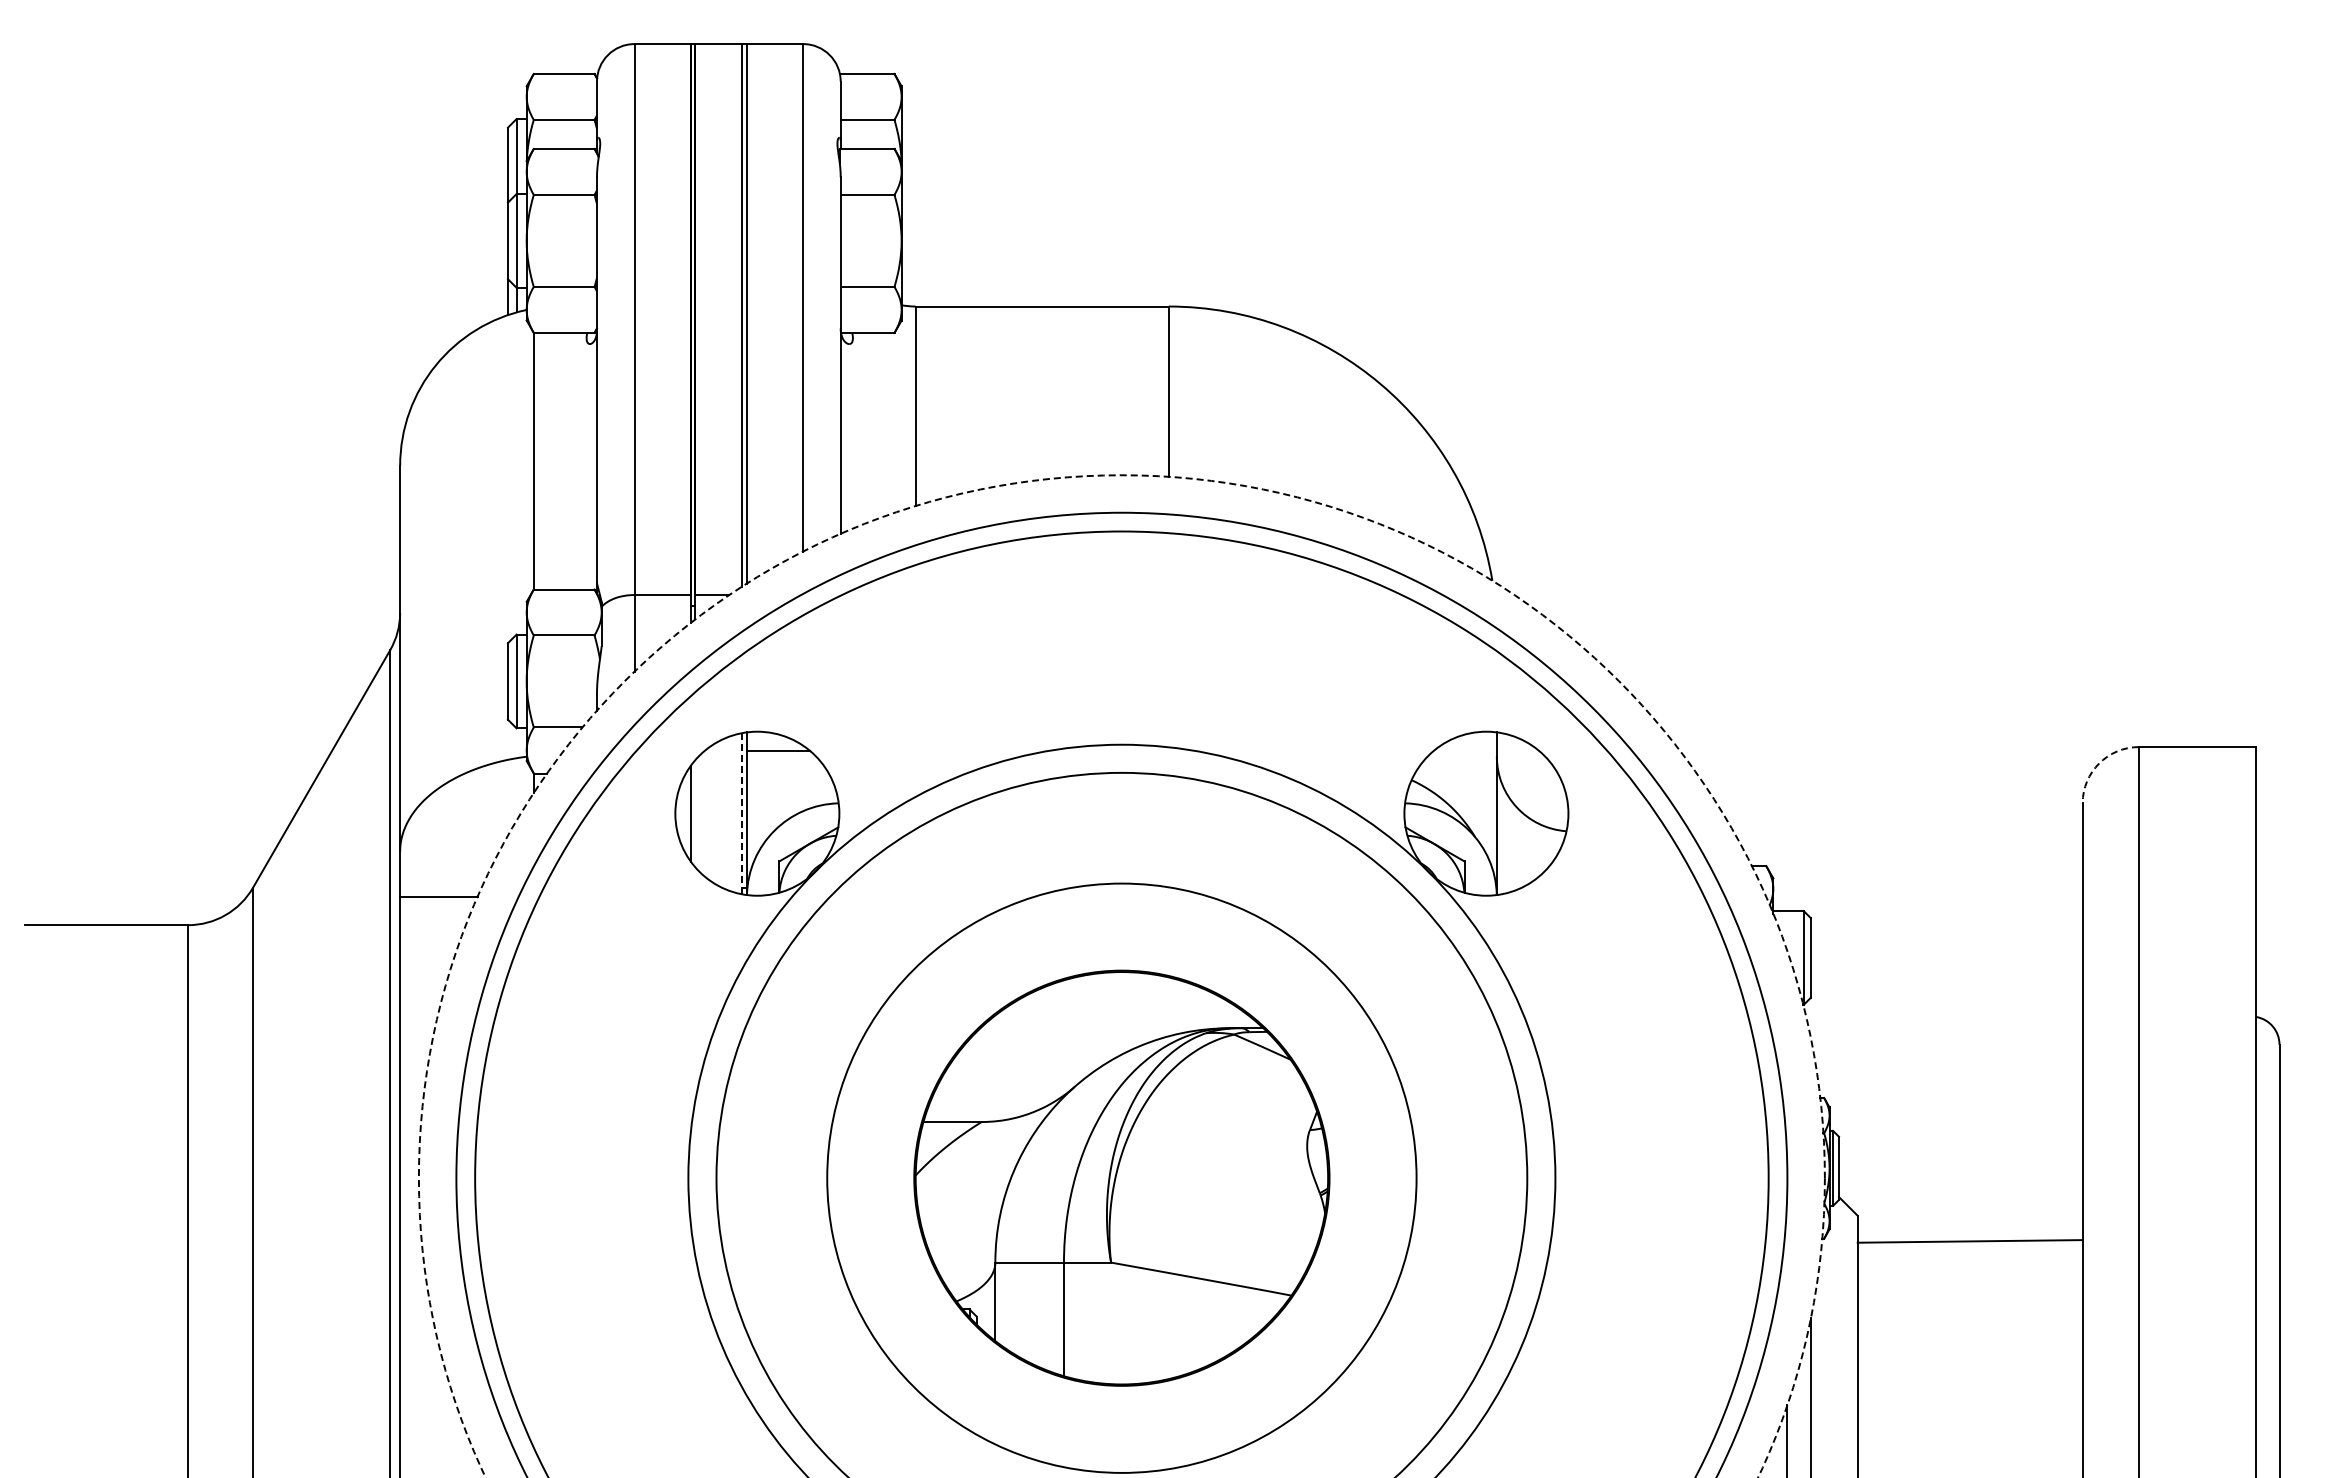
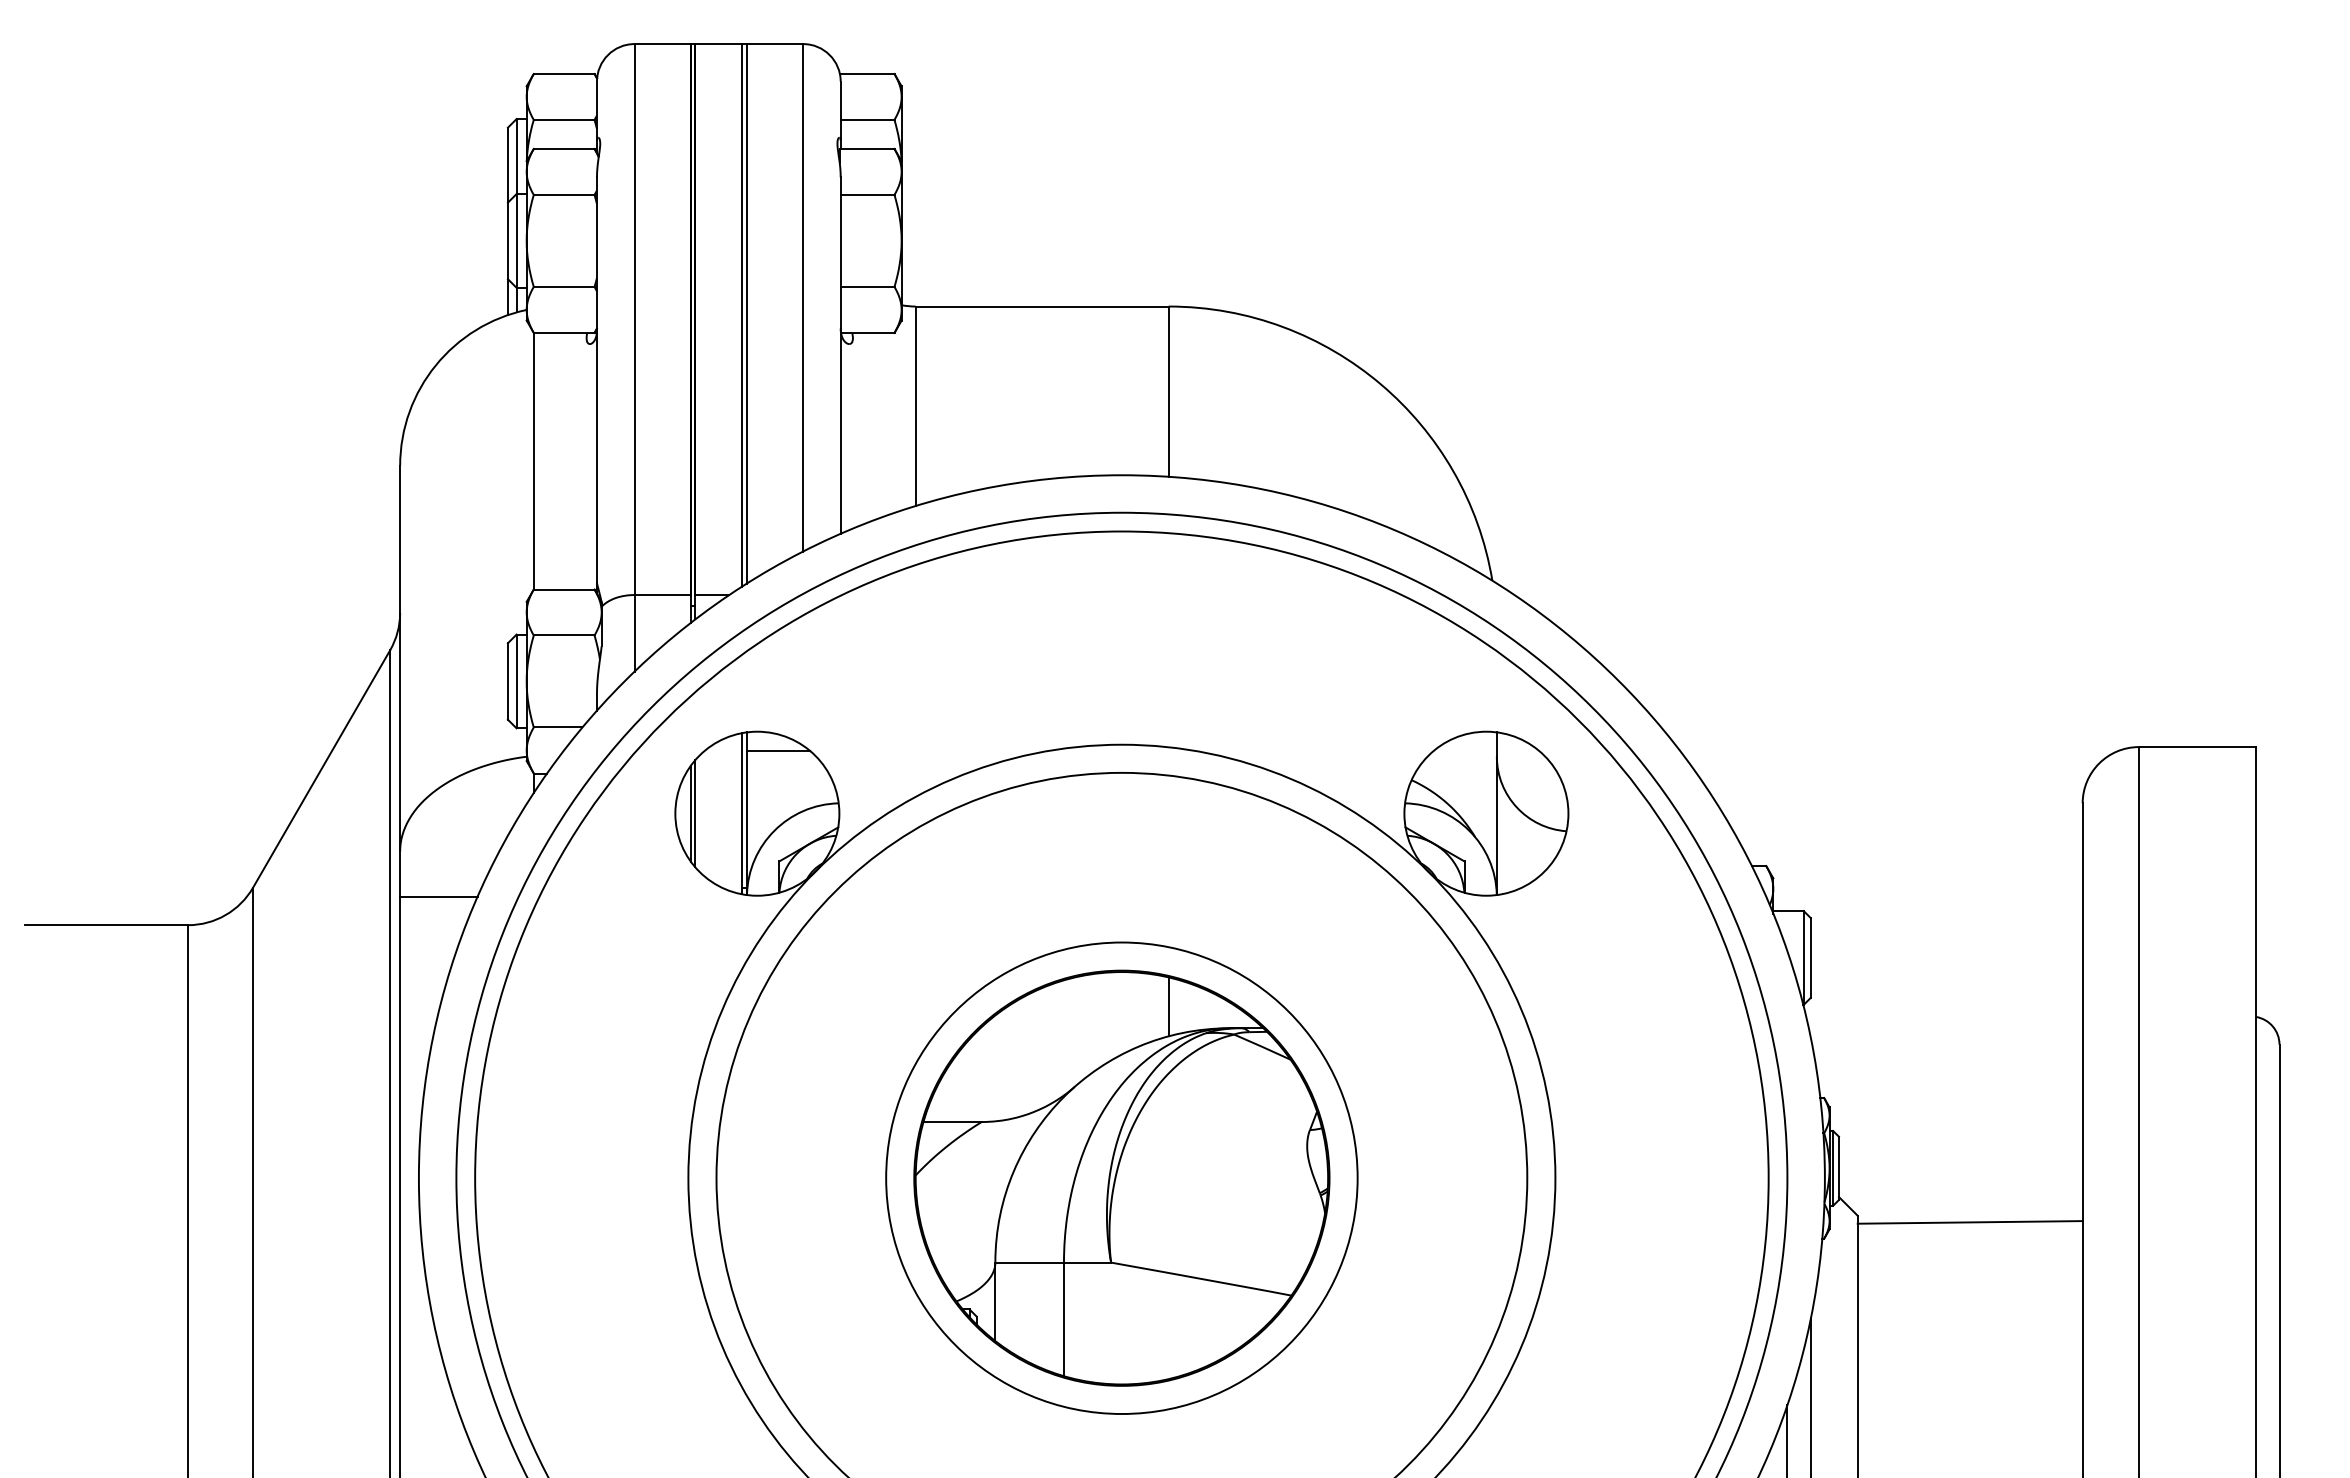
arc: dashed -> solid (2099, 763)
line: none -> present (695, 813)
line: dashed -> solid (742, 813)
circle: dashed -> solid (1121, 976)
line: none -> present (1168, 1006)
circle diameter: 589 px -> 471 px (1121, 1178)
line position: (1969, 1241) -> (1969, 1222) (1969, 1222)
